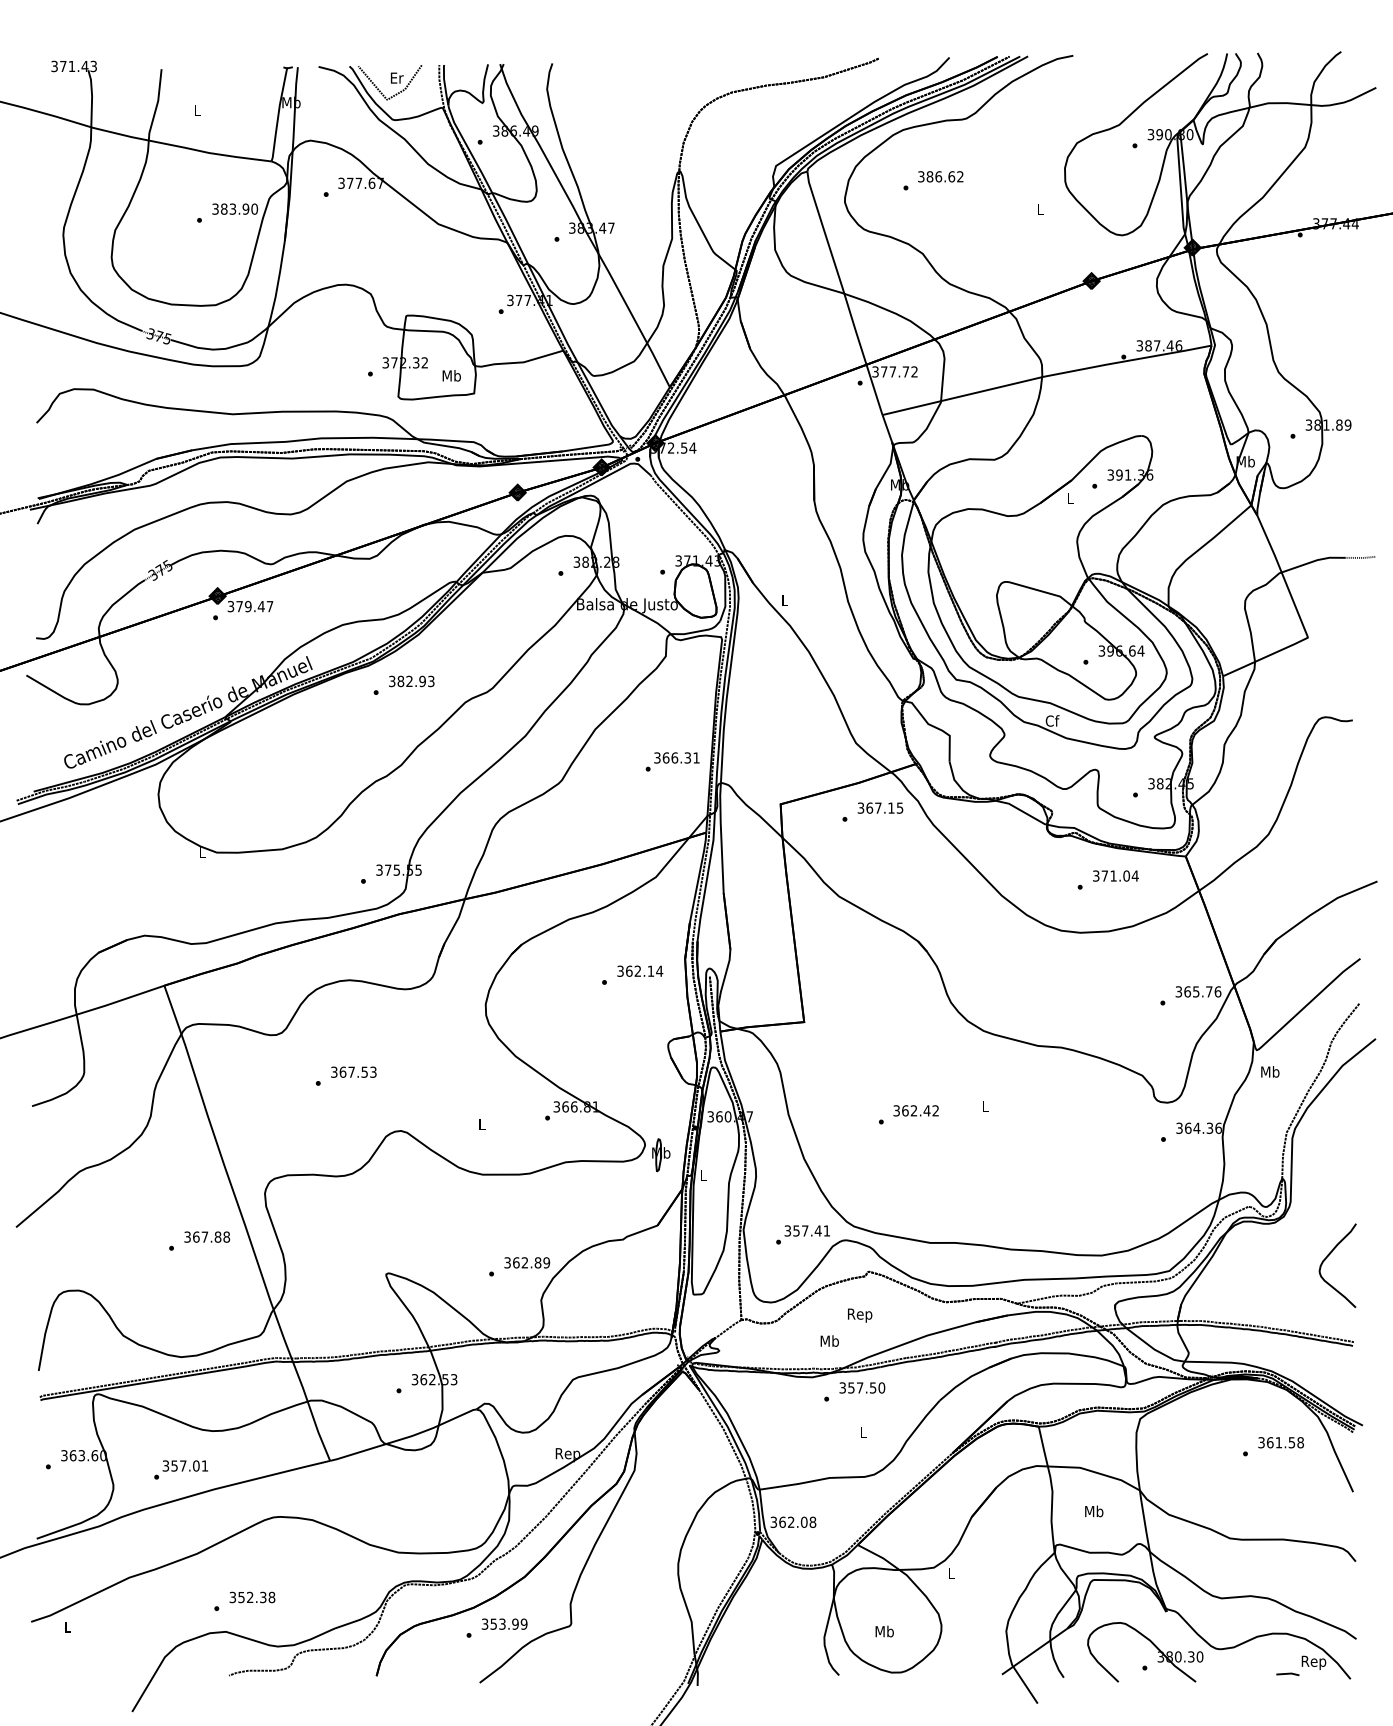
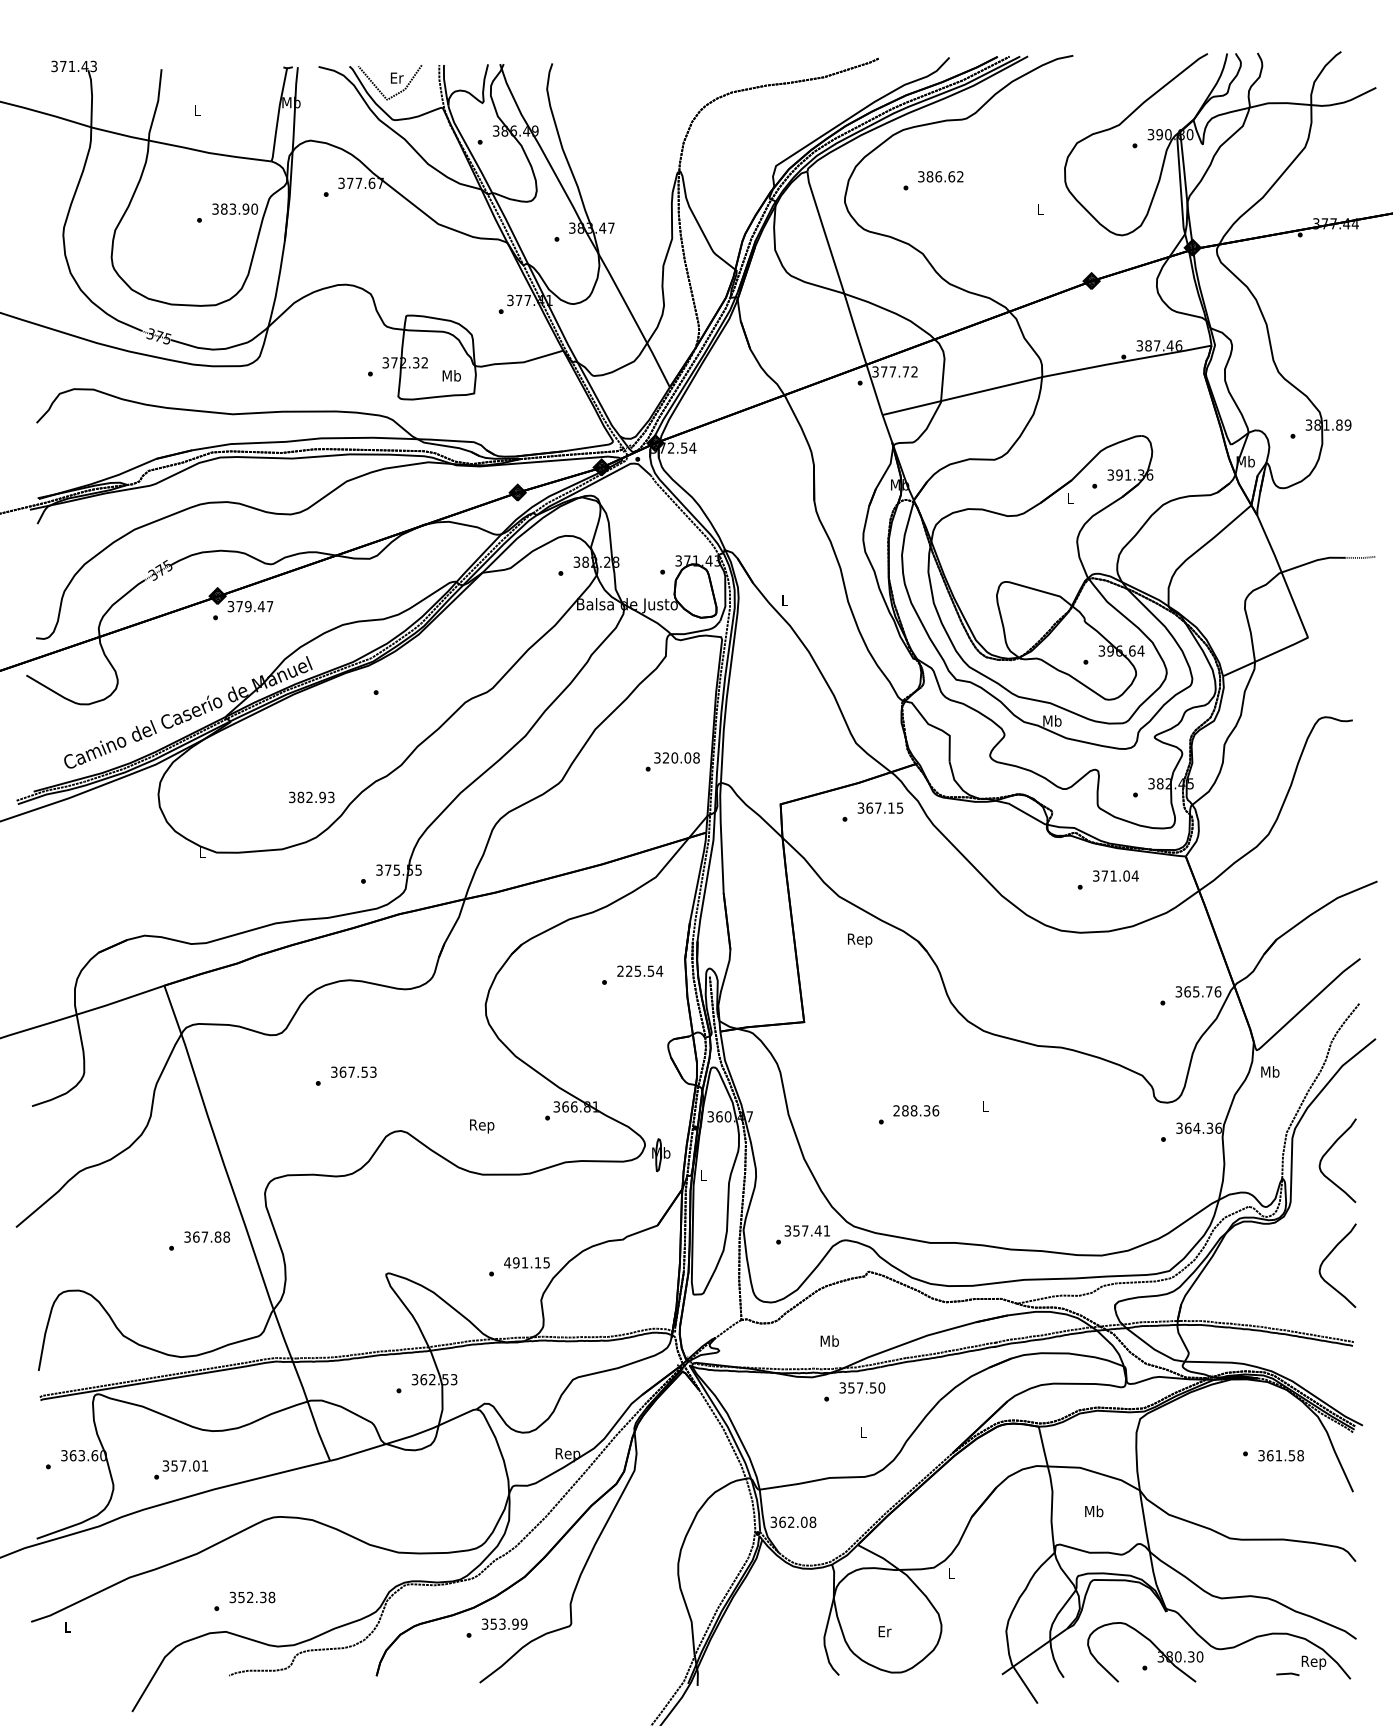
text position: (411, 681) -> (311, 797) (311, 797)
text: Cf -> Mb (1052, 720)
text: 366.31 -> 320.08 (680, 757)
text: 362.14 -> 225.54 (635, 970)
text: 362.42 -> 288.36 (916, 1110)
text: L -> Rep (482, 1126)
curve: none -> present (1326, 1154)
text: 362.89 -> 491.15 (527, 1262)
text position: (860, 1315) -> (860, 940) (860, 940)
text position: (1280, 1442) -> (1280, 1455) (1280, 1455)
text: Mb -> Er (884, 1631)
